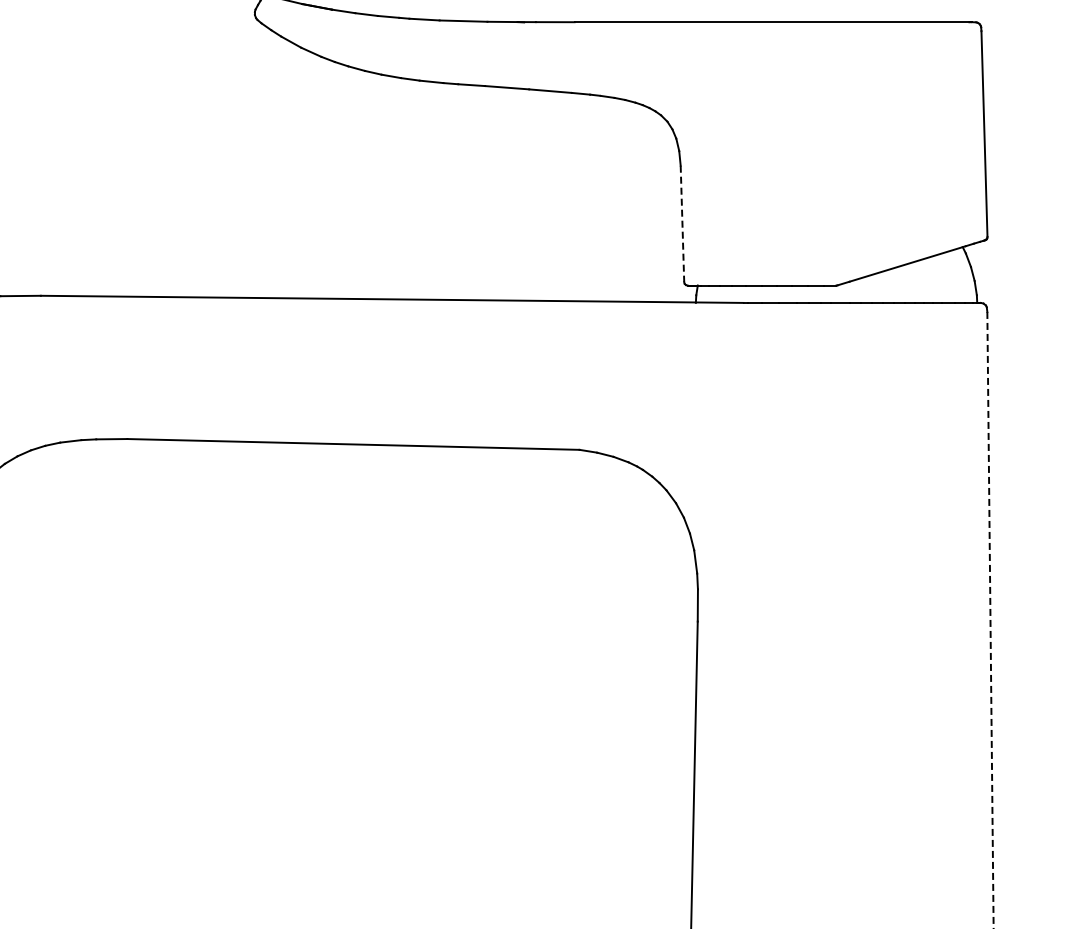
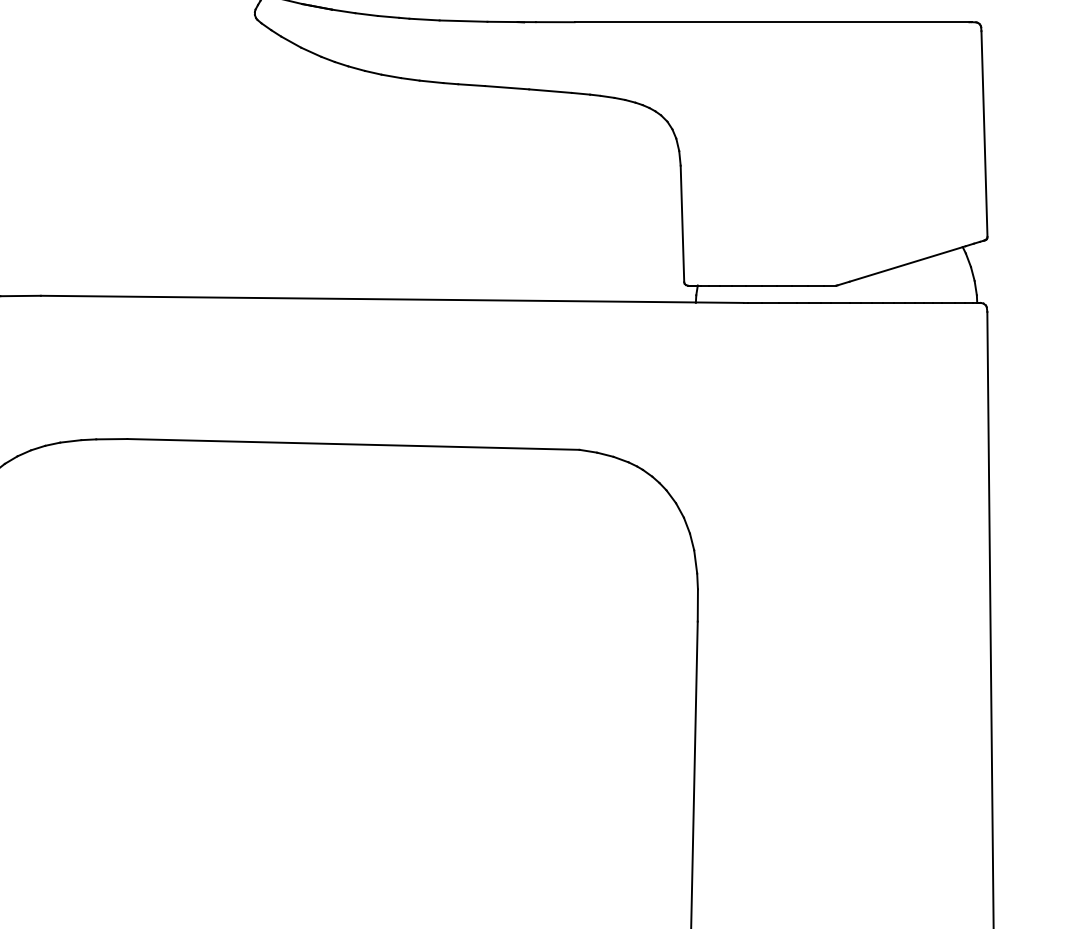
line: dashed -> solid (682, 224)
line: dashed -> solid (990, 620)
